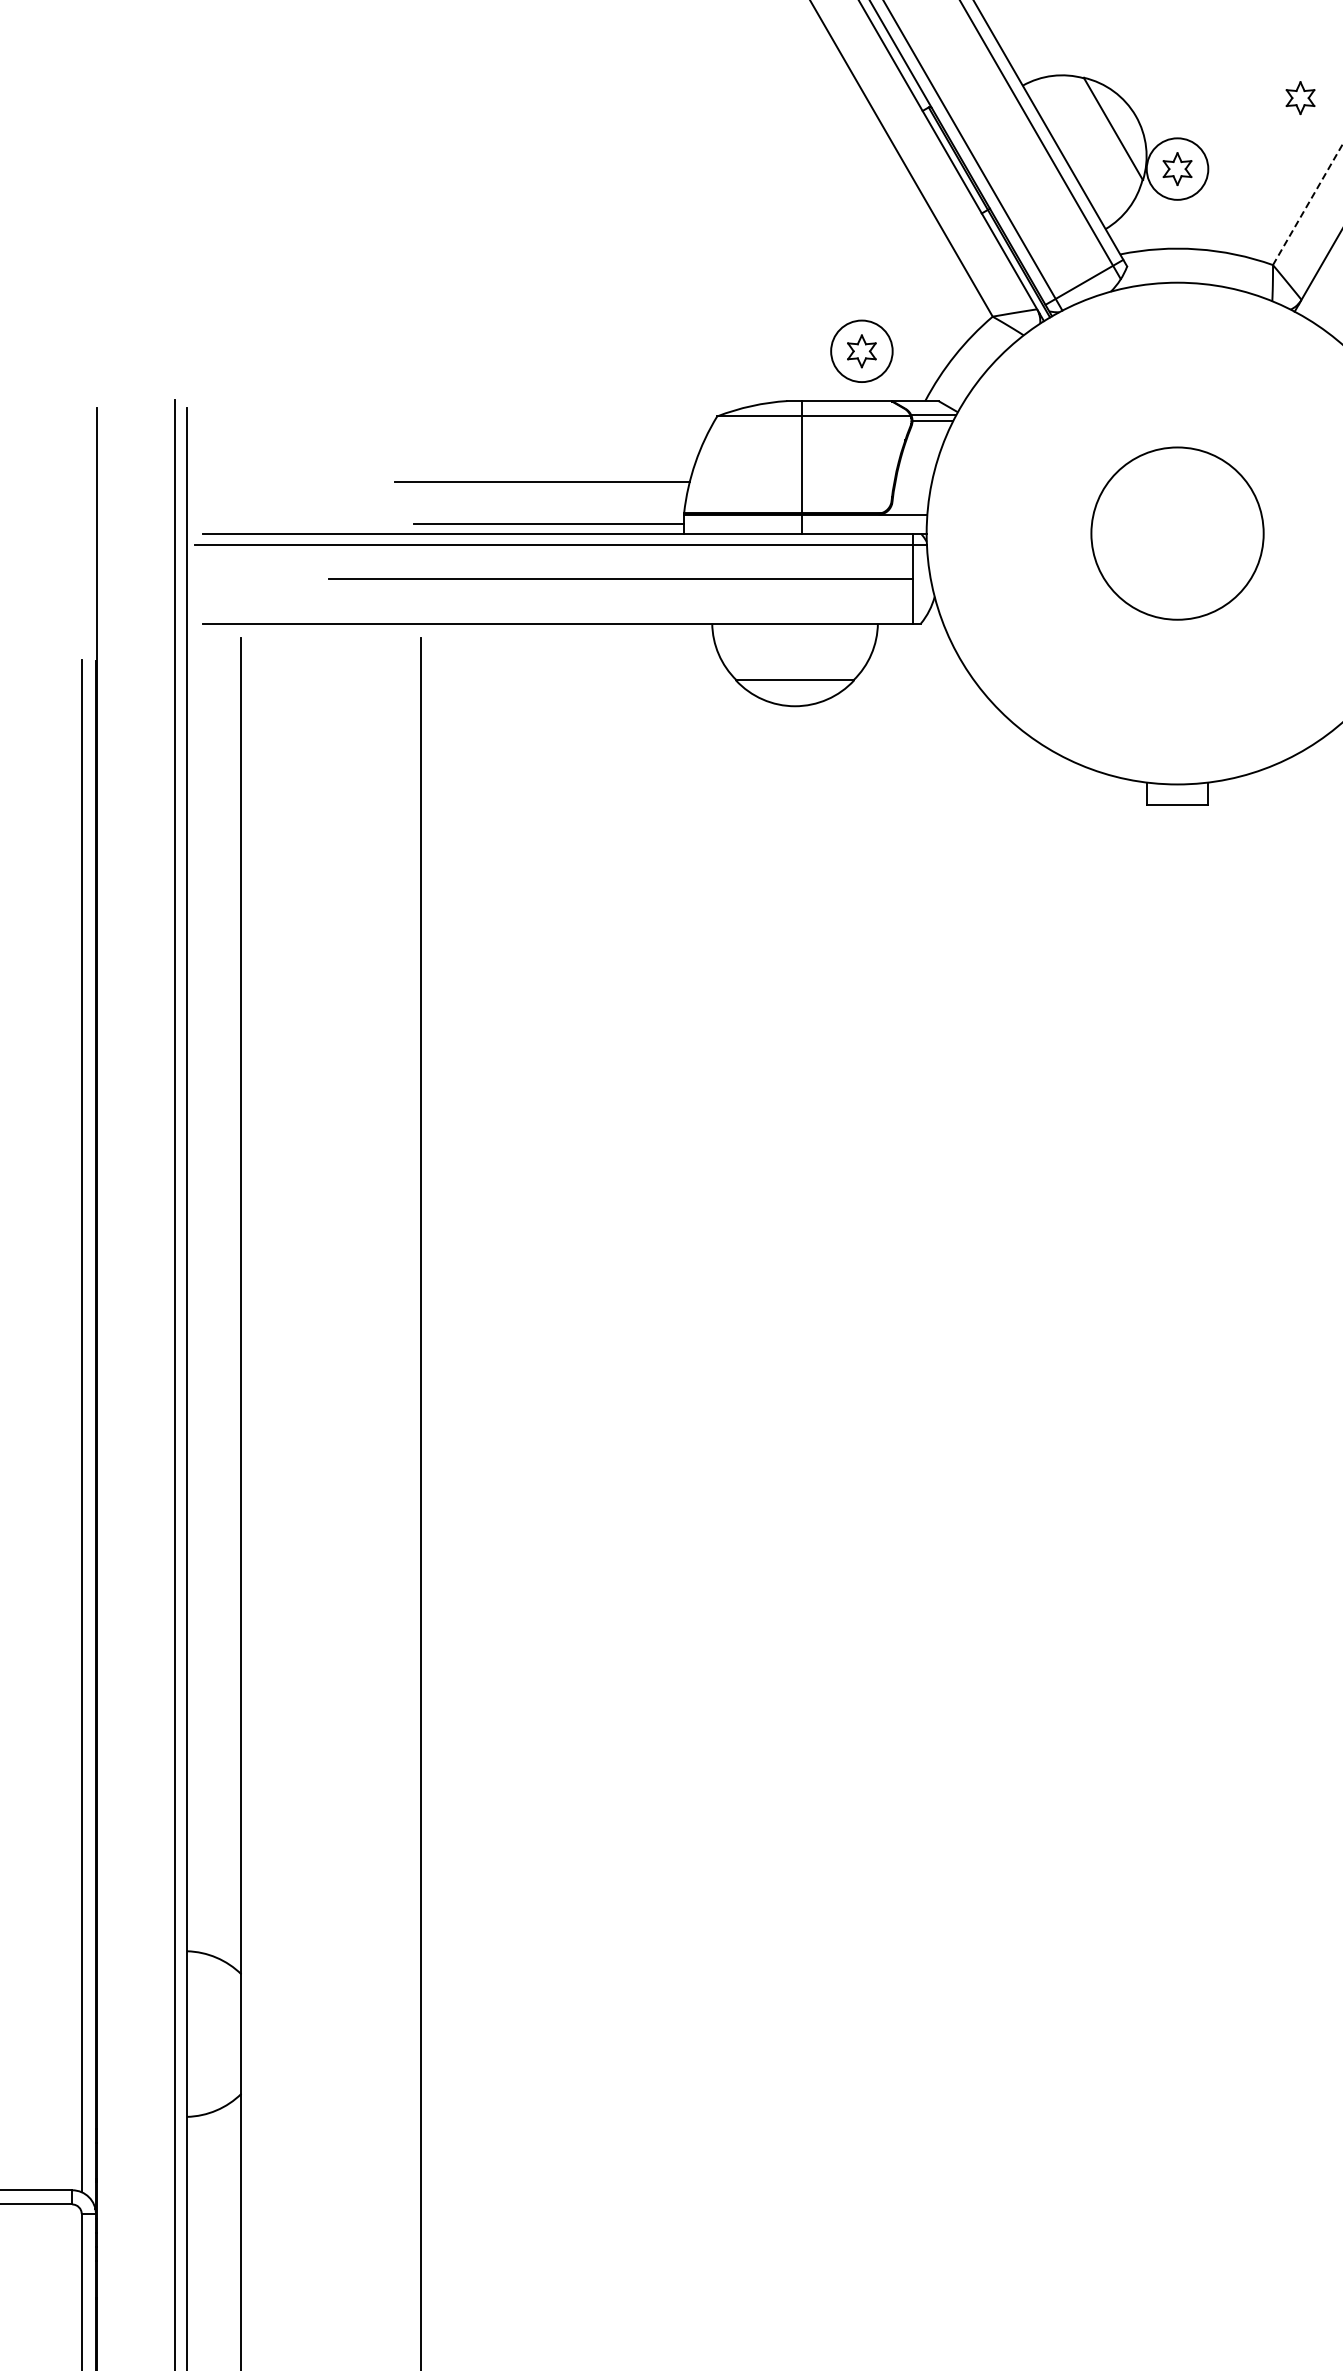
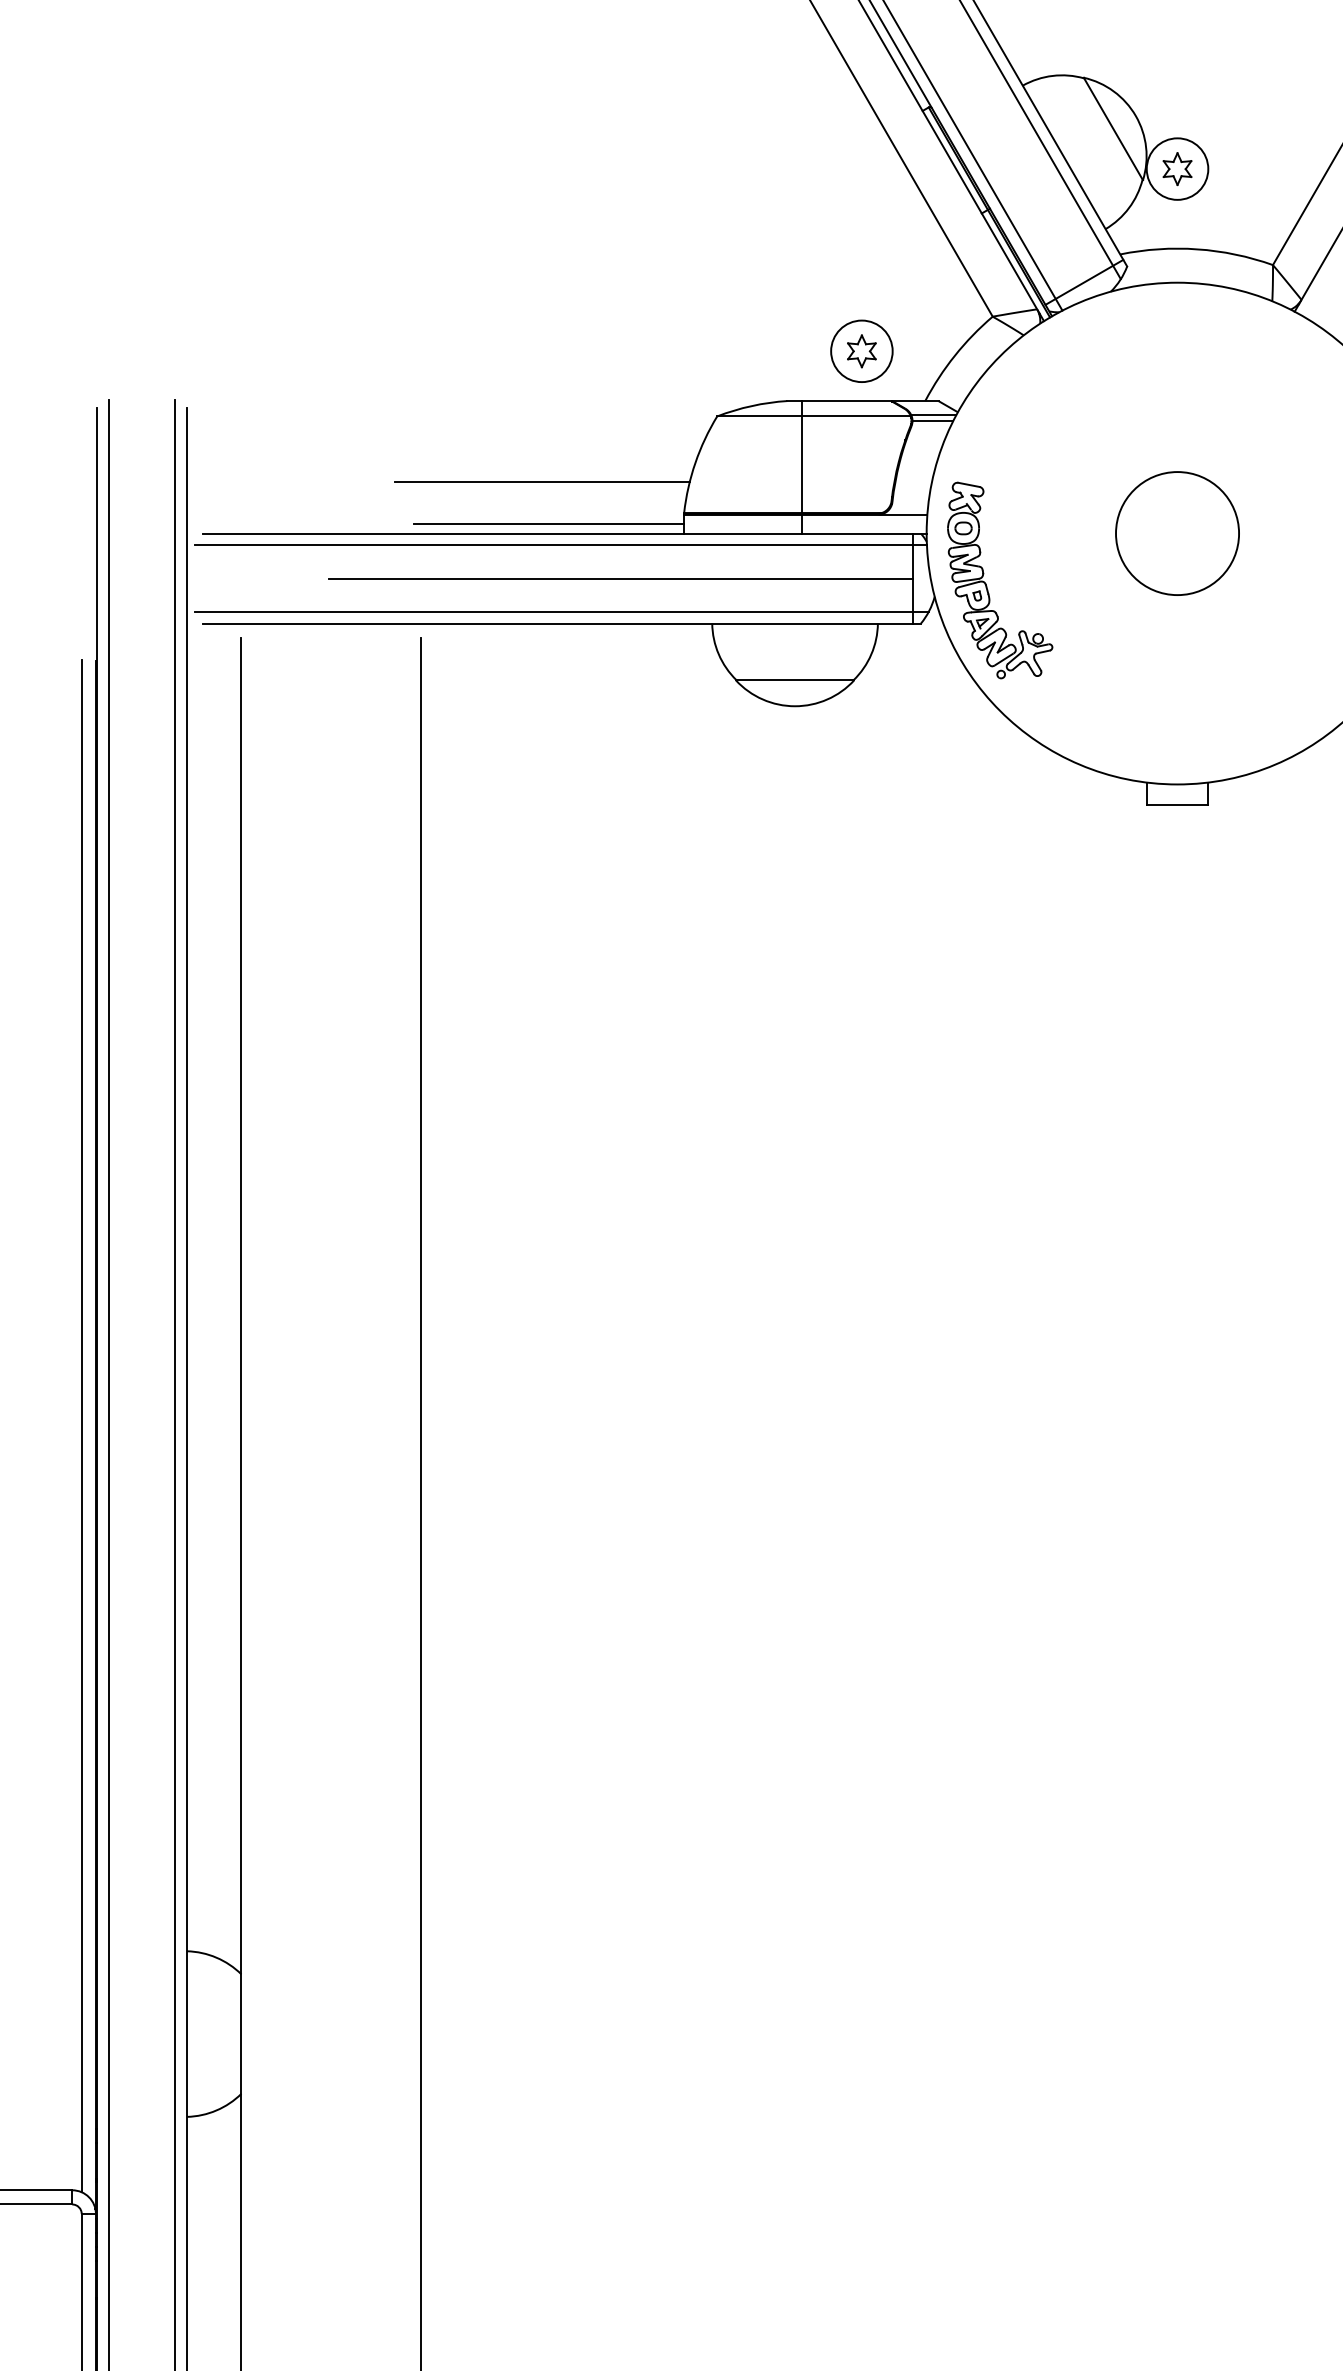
part: present -> none (1300, 98)
line: dashed -> solid (1307, 204)
circle size: 175x175 px -> 125x125 px (1177, 533)
part: none -> present (986, 583)
line: none -> present (561, 611)
line: none -> present (108, 1383)
